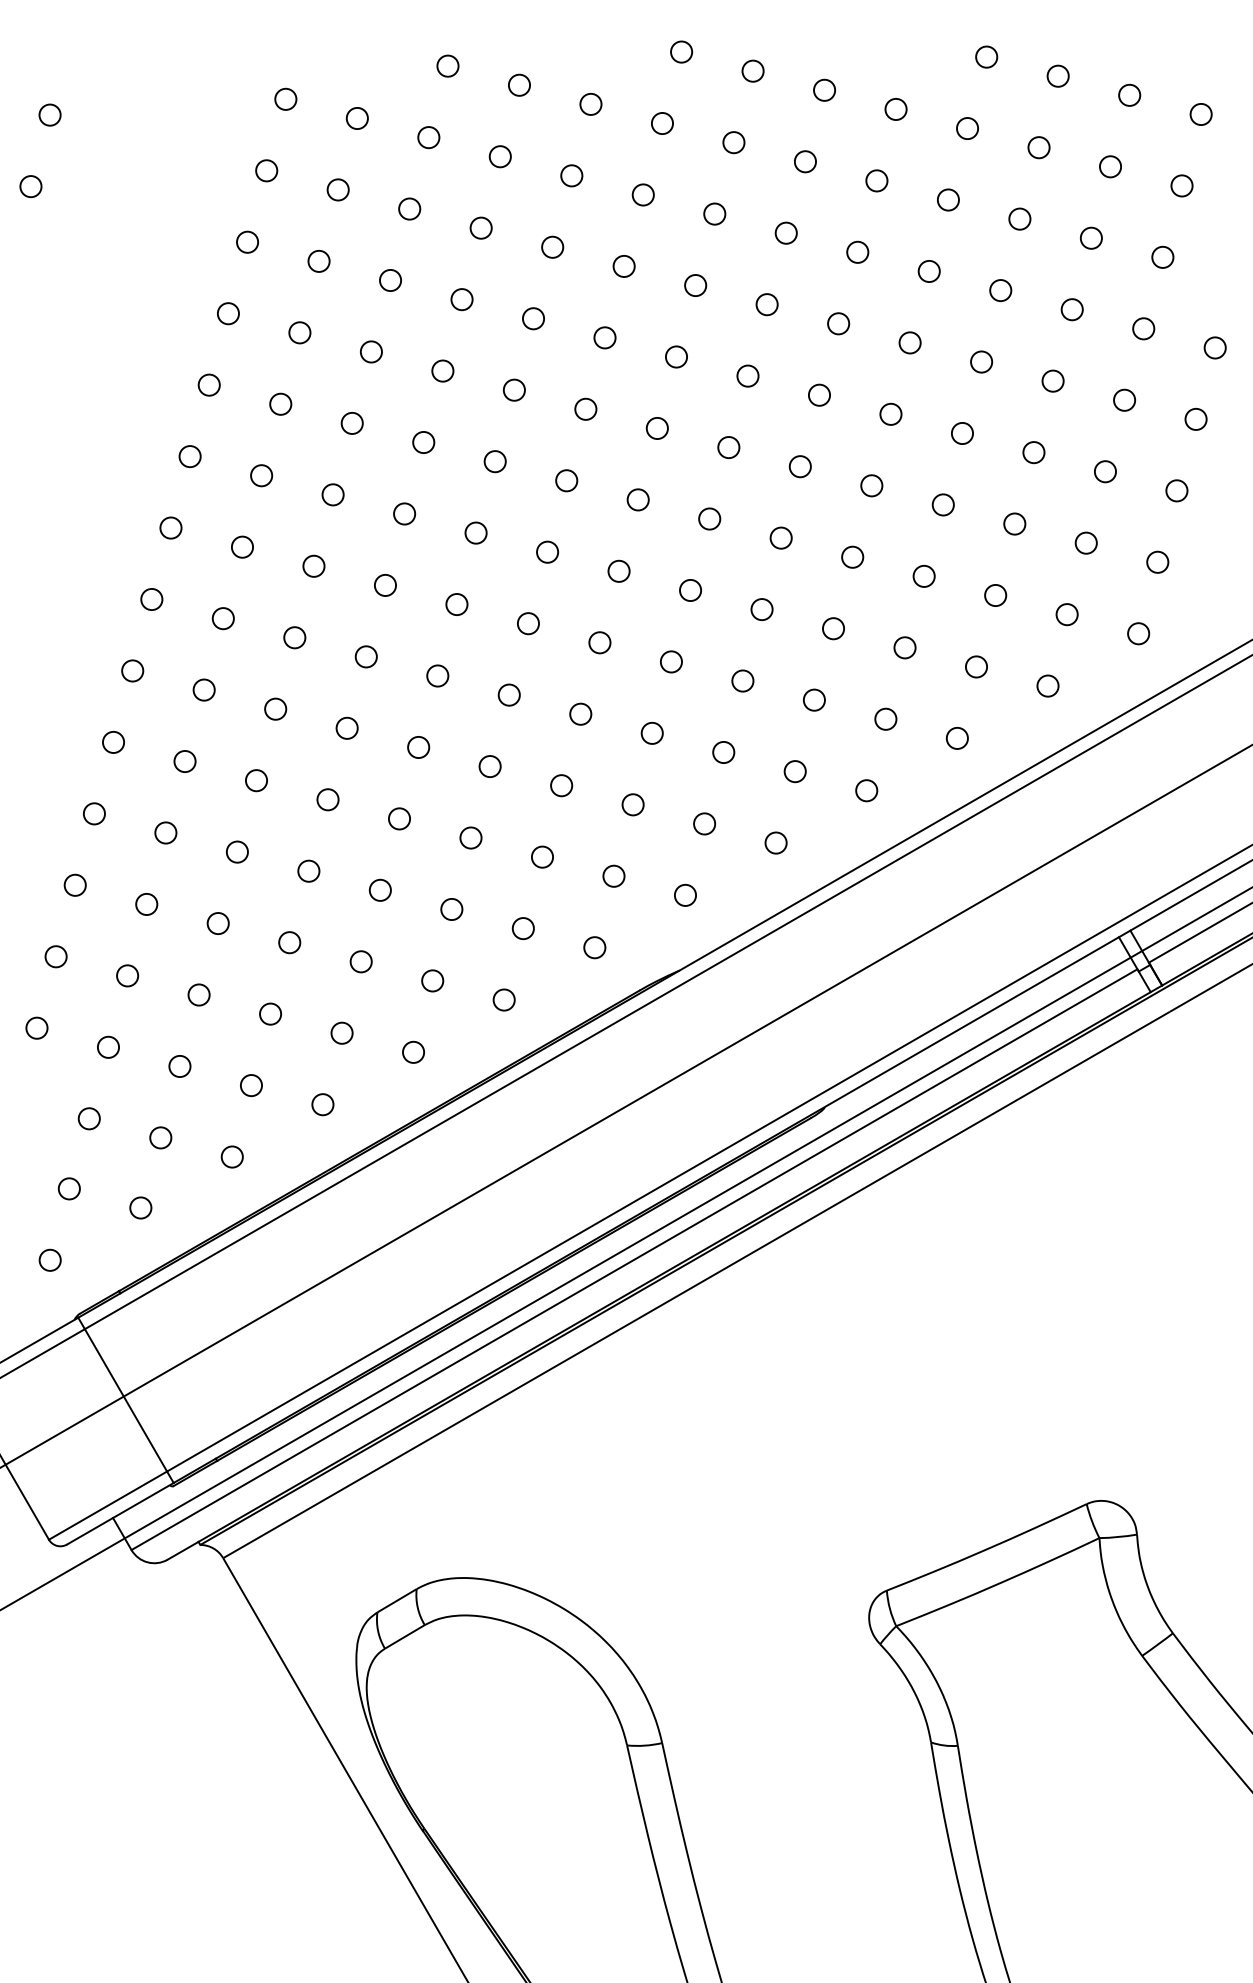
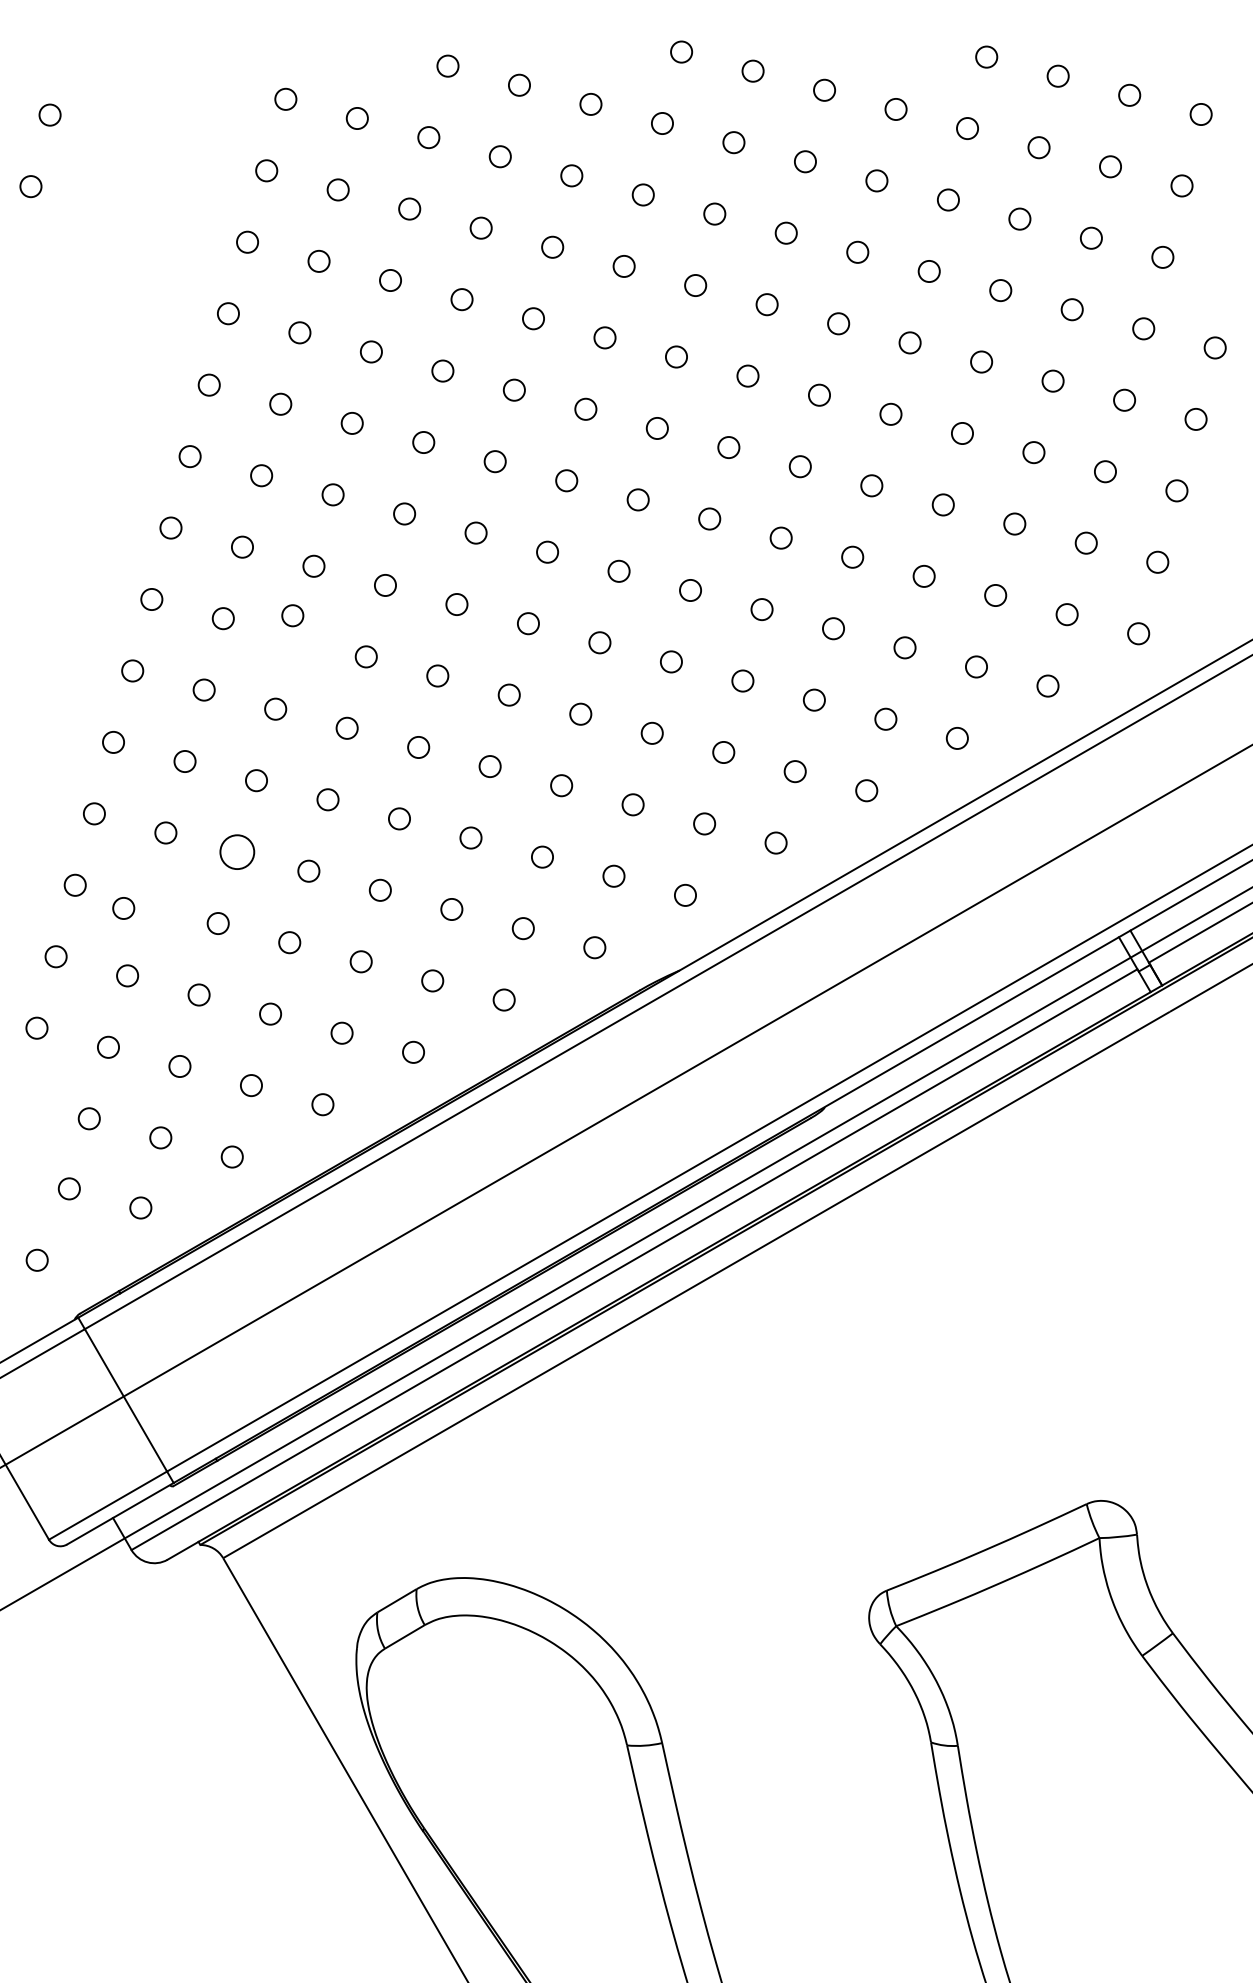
circle position: (294, 637) -> (292, 615) (292, 615)
circle size: 23x24 px -> 37x36 px (237, 851)
circle position: (146, 904) -> (123, 908) (123, 908)
circle position: (49, 1259) -> (36, 1259) (36, 1259)
